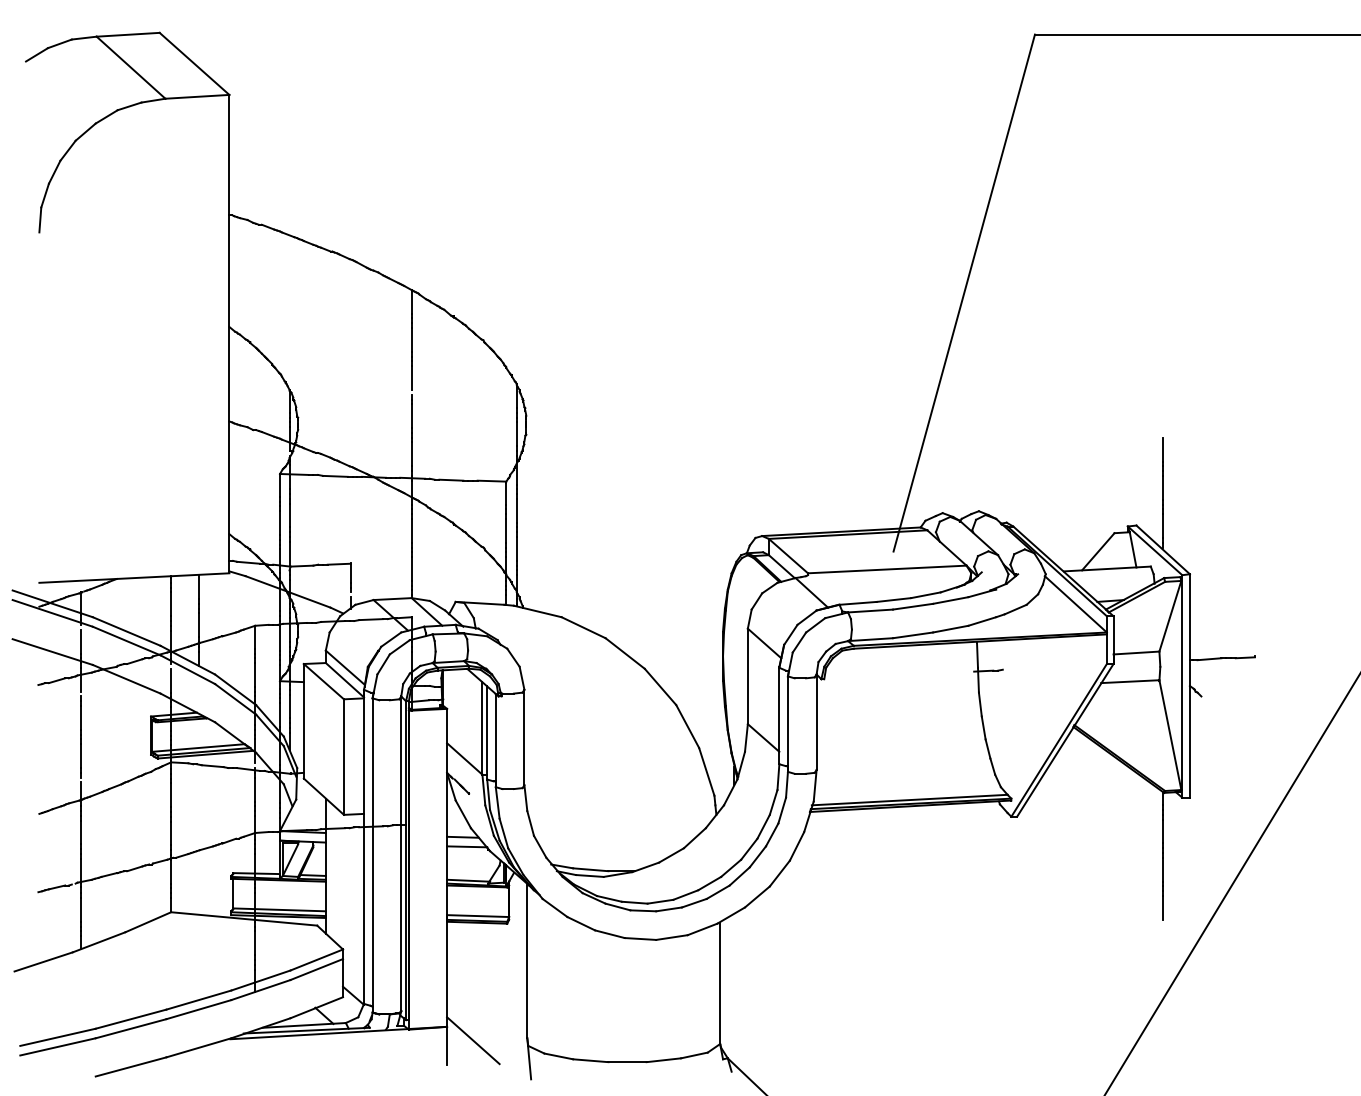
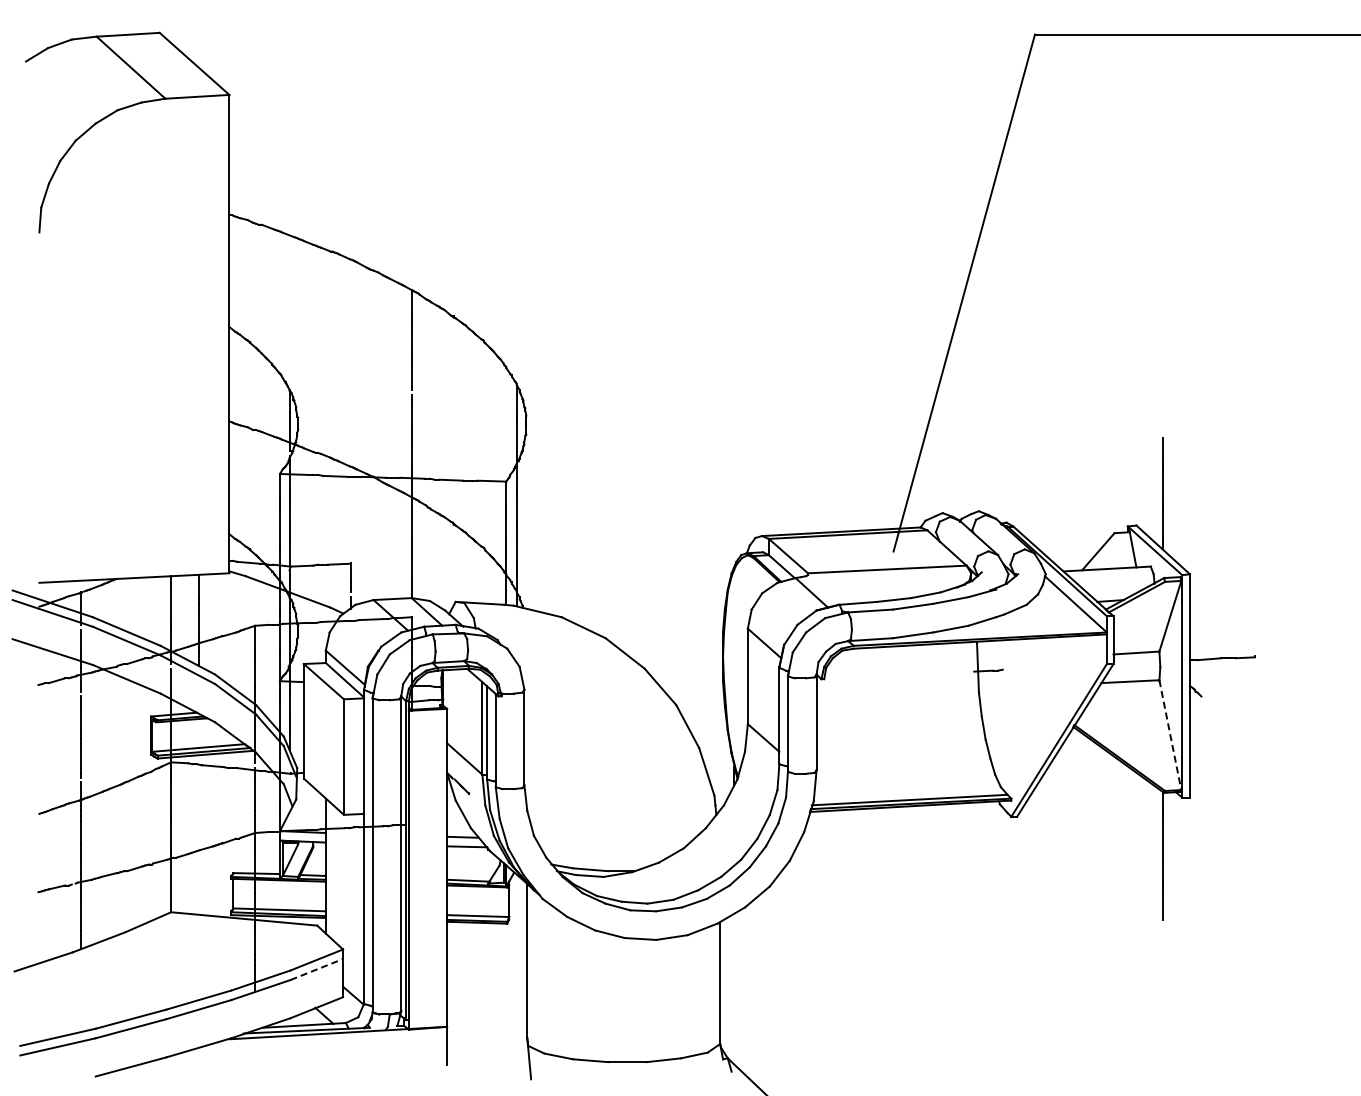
line: solid -> dashed (1170, 735)
line: present -> none (1231, 884)
line: solid -> dashed (317, 969)
line: present -> none (473, 1040)
